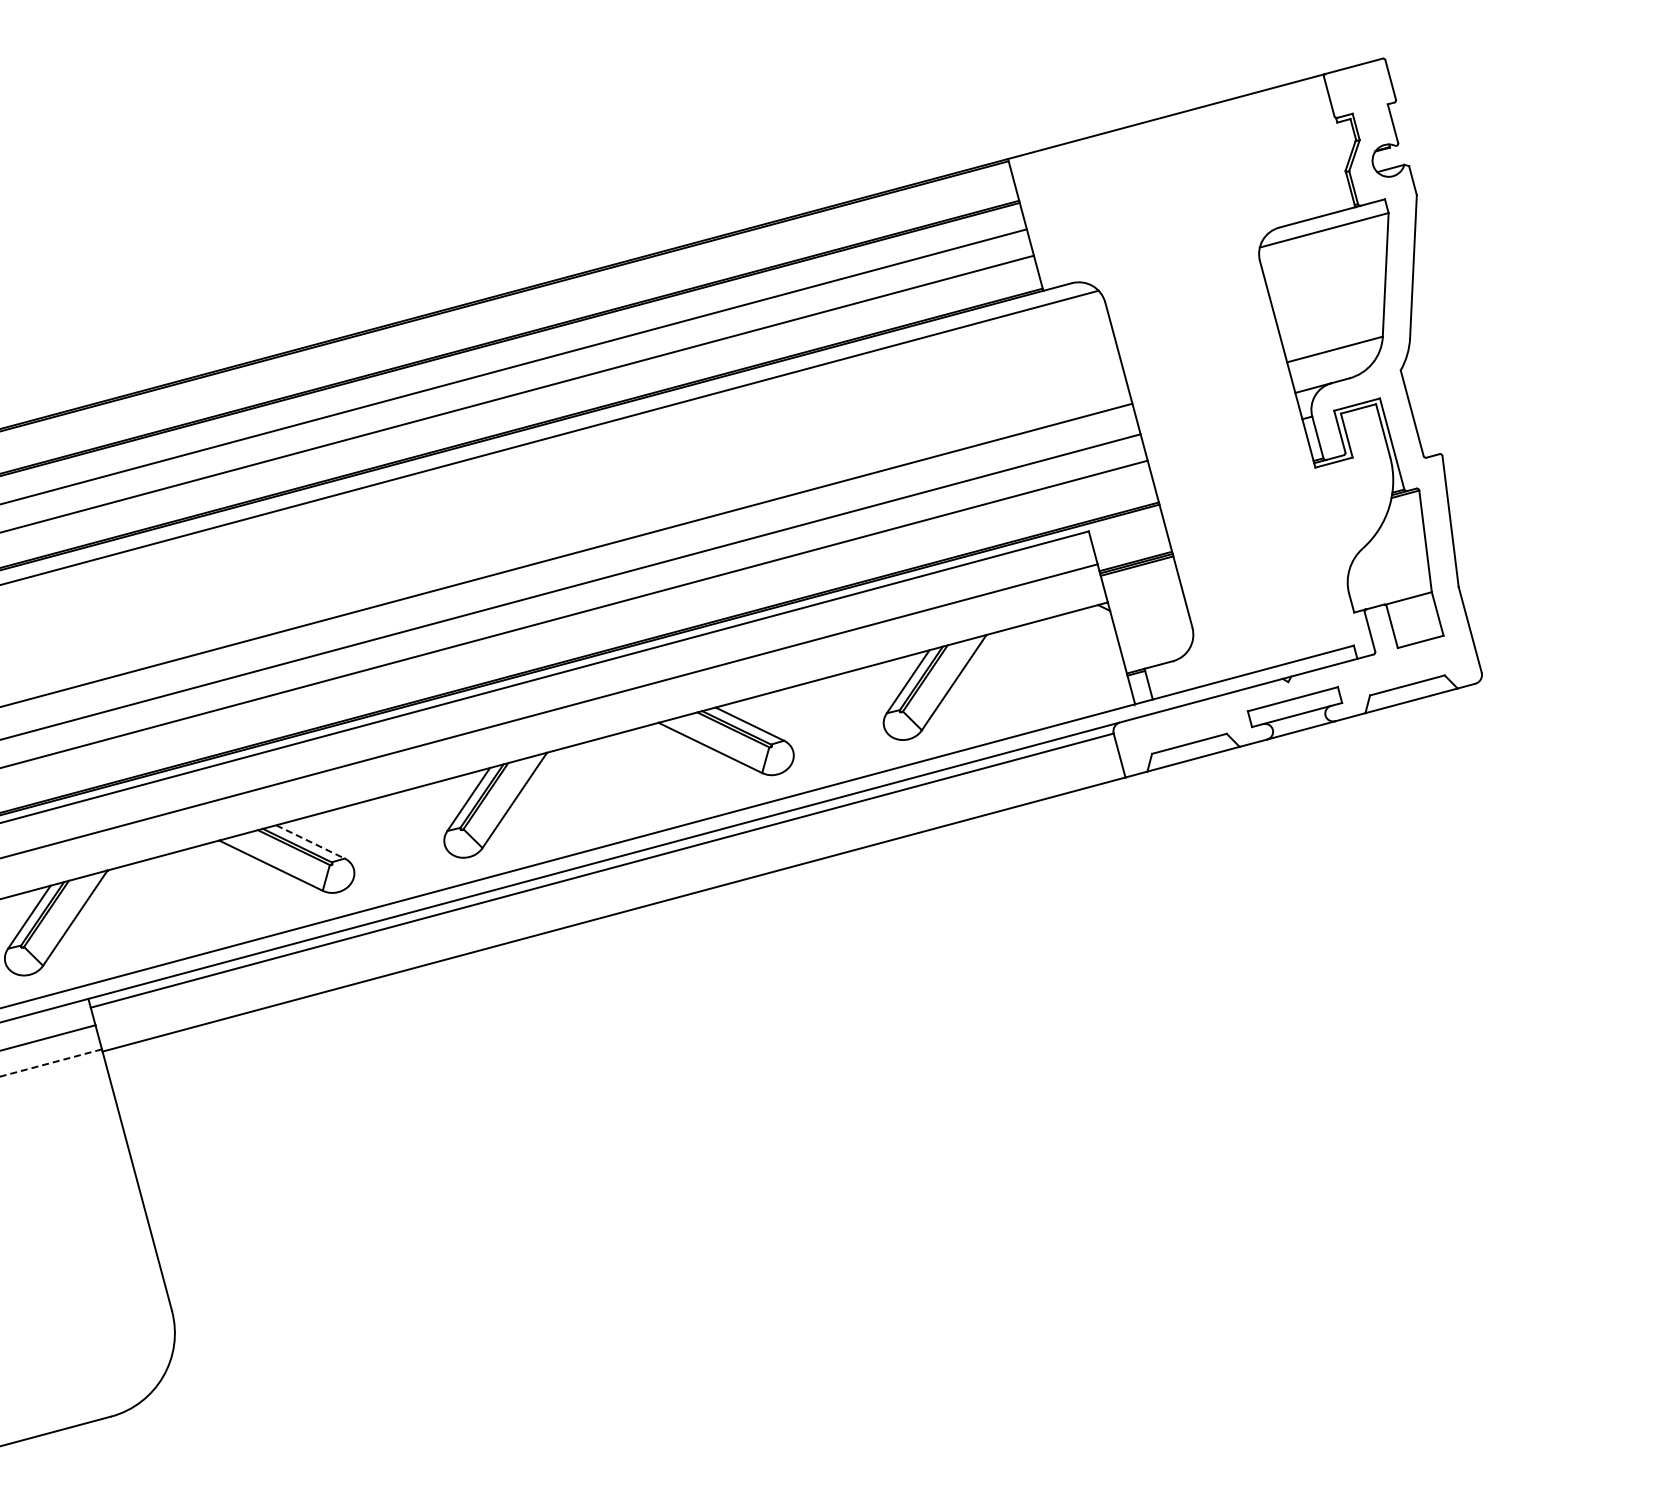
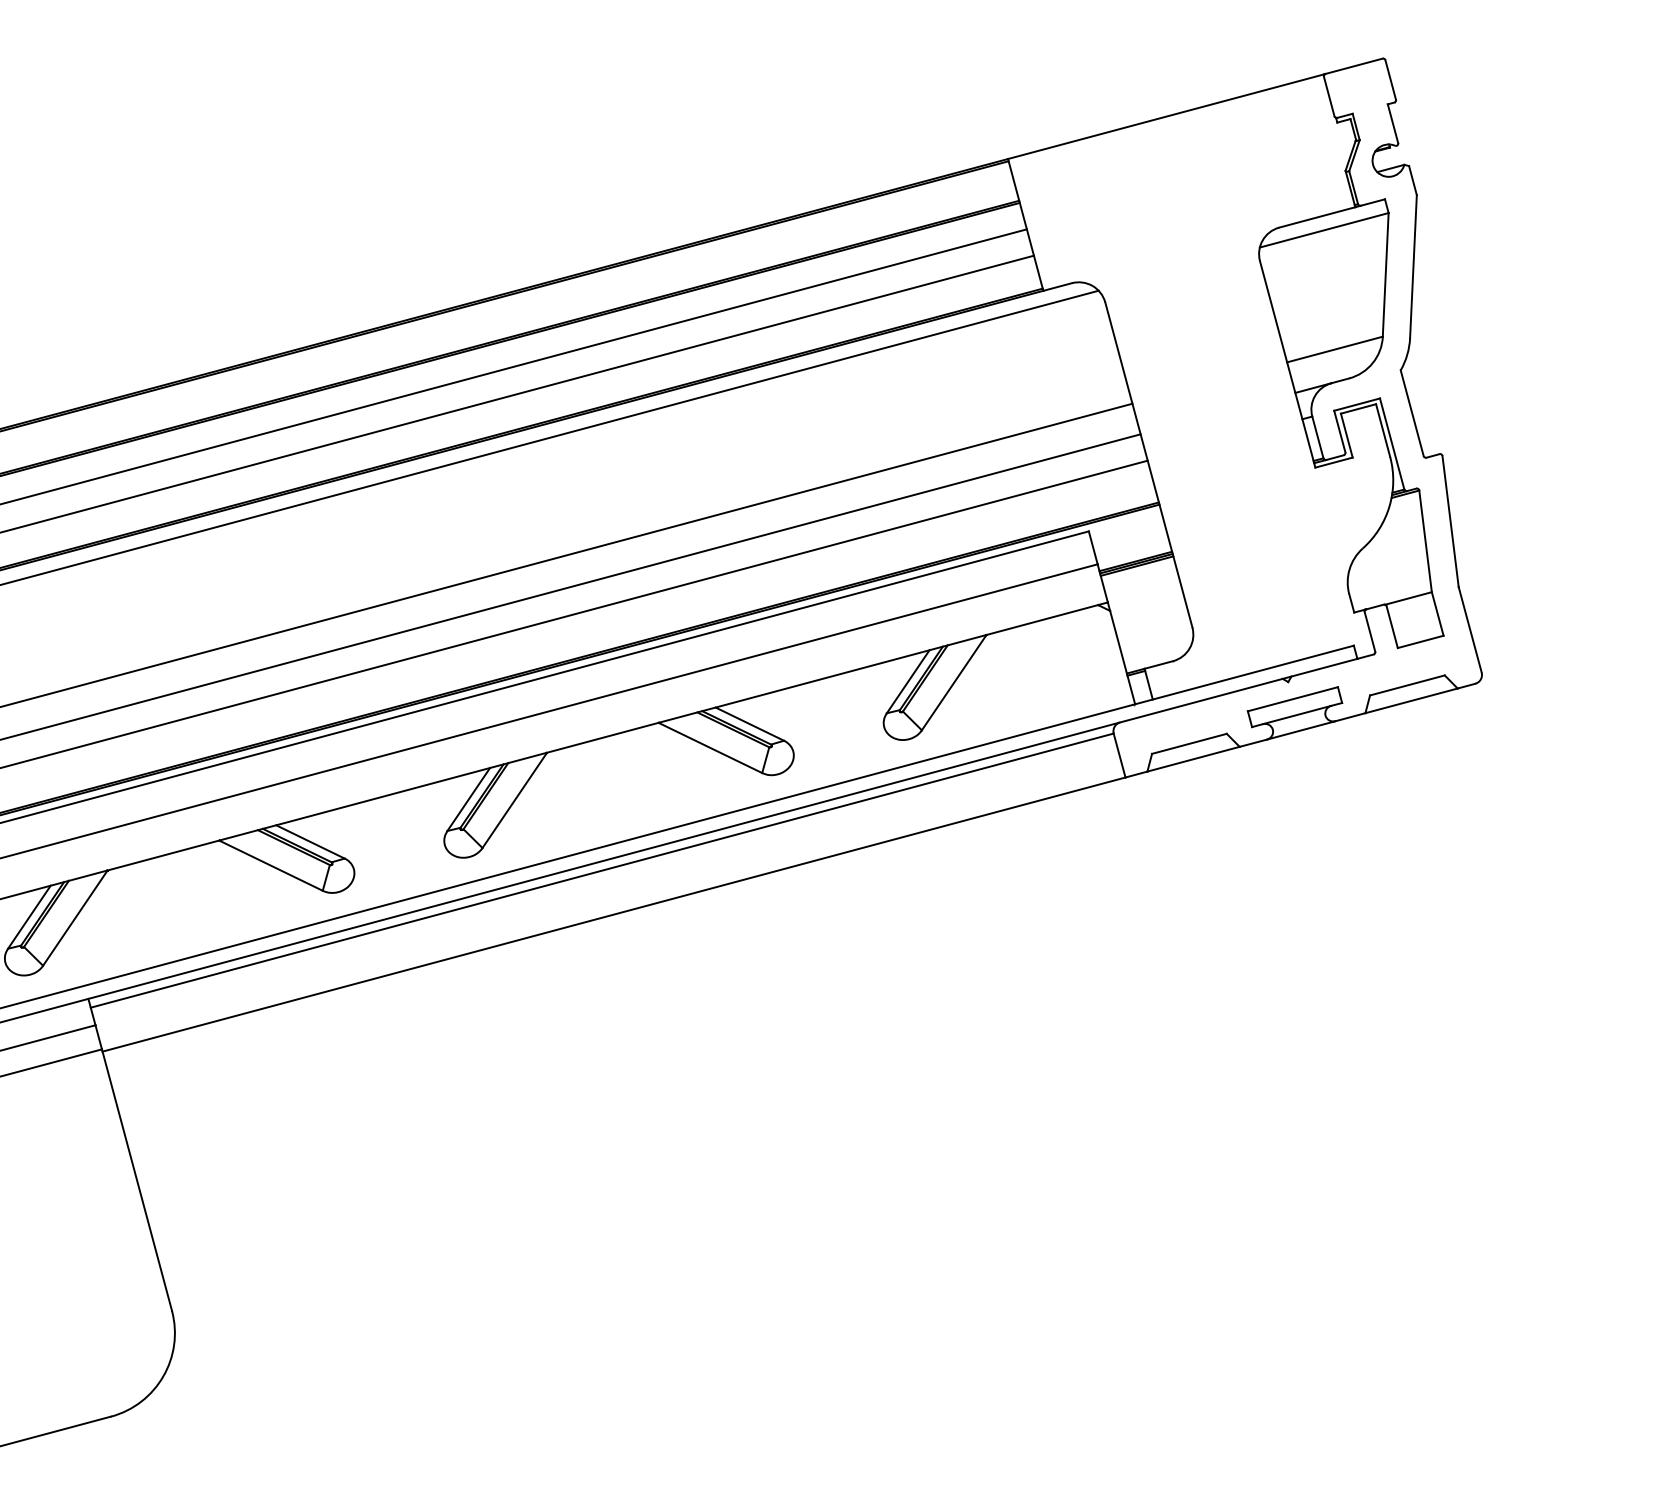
line: dashed -> solid (310, 842)
line: dashed -> solid (51, 1062)
